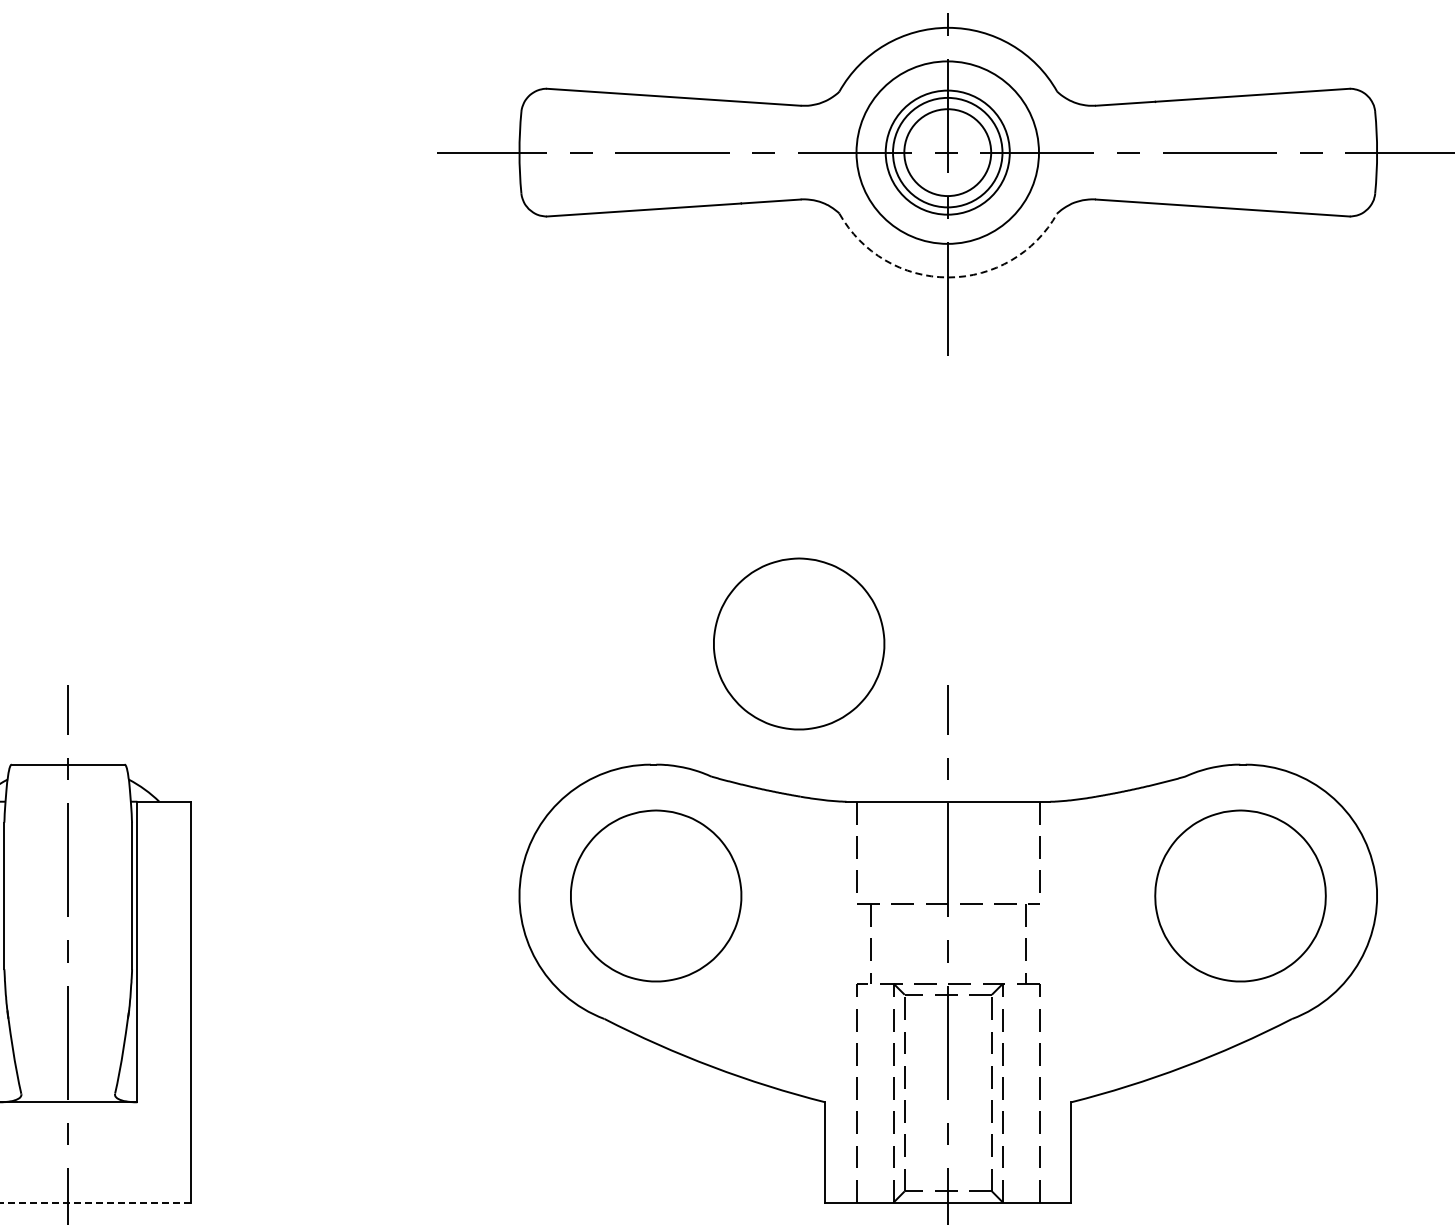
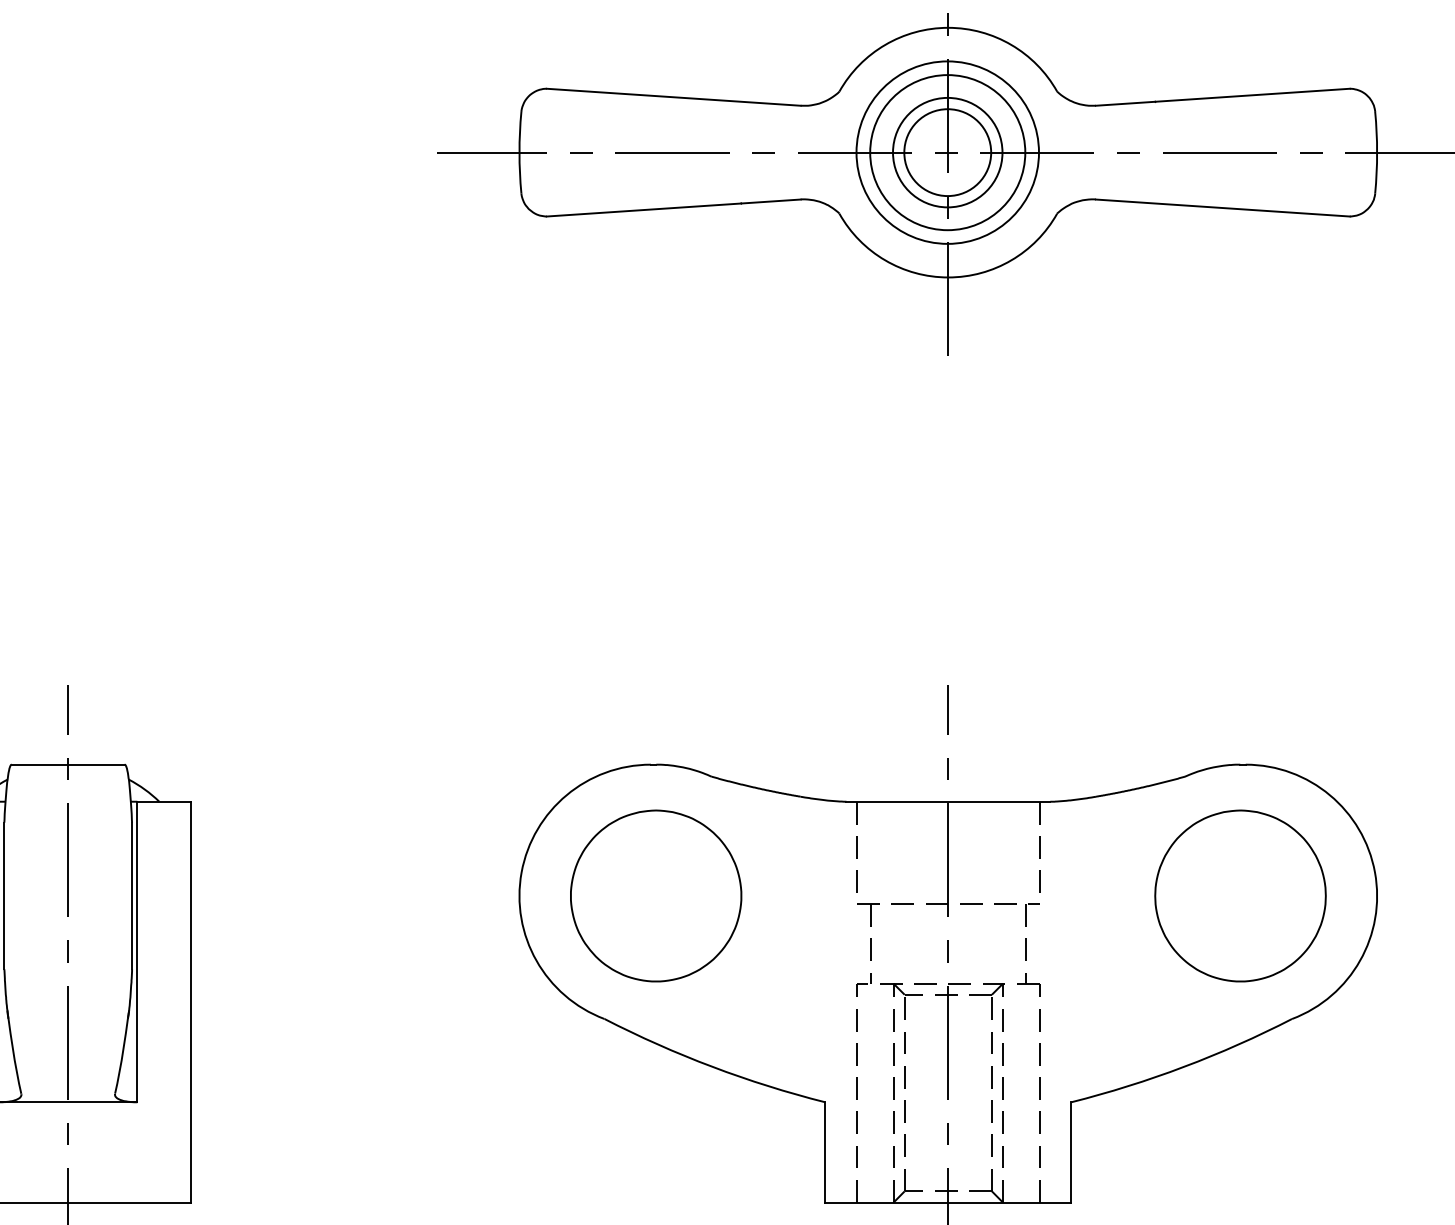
circle diameter: 124 px -> 155 px (947, 152)
arc: dashed -> solid (948, 277)
part: present -> none (799, 643)
line: dashed -> solid (95, 1202)
